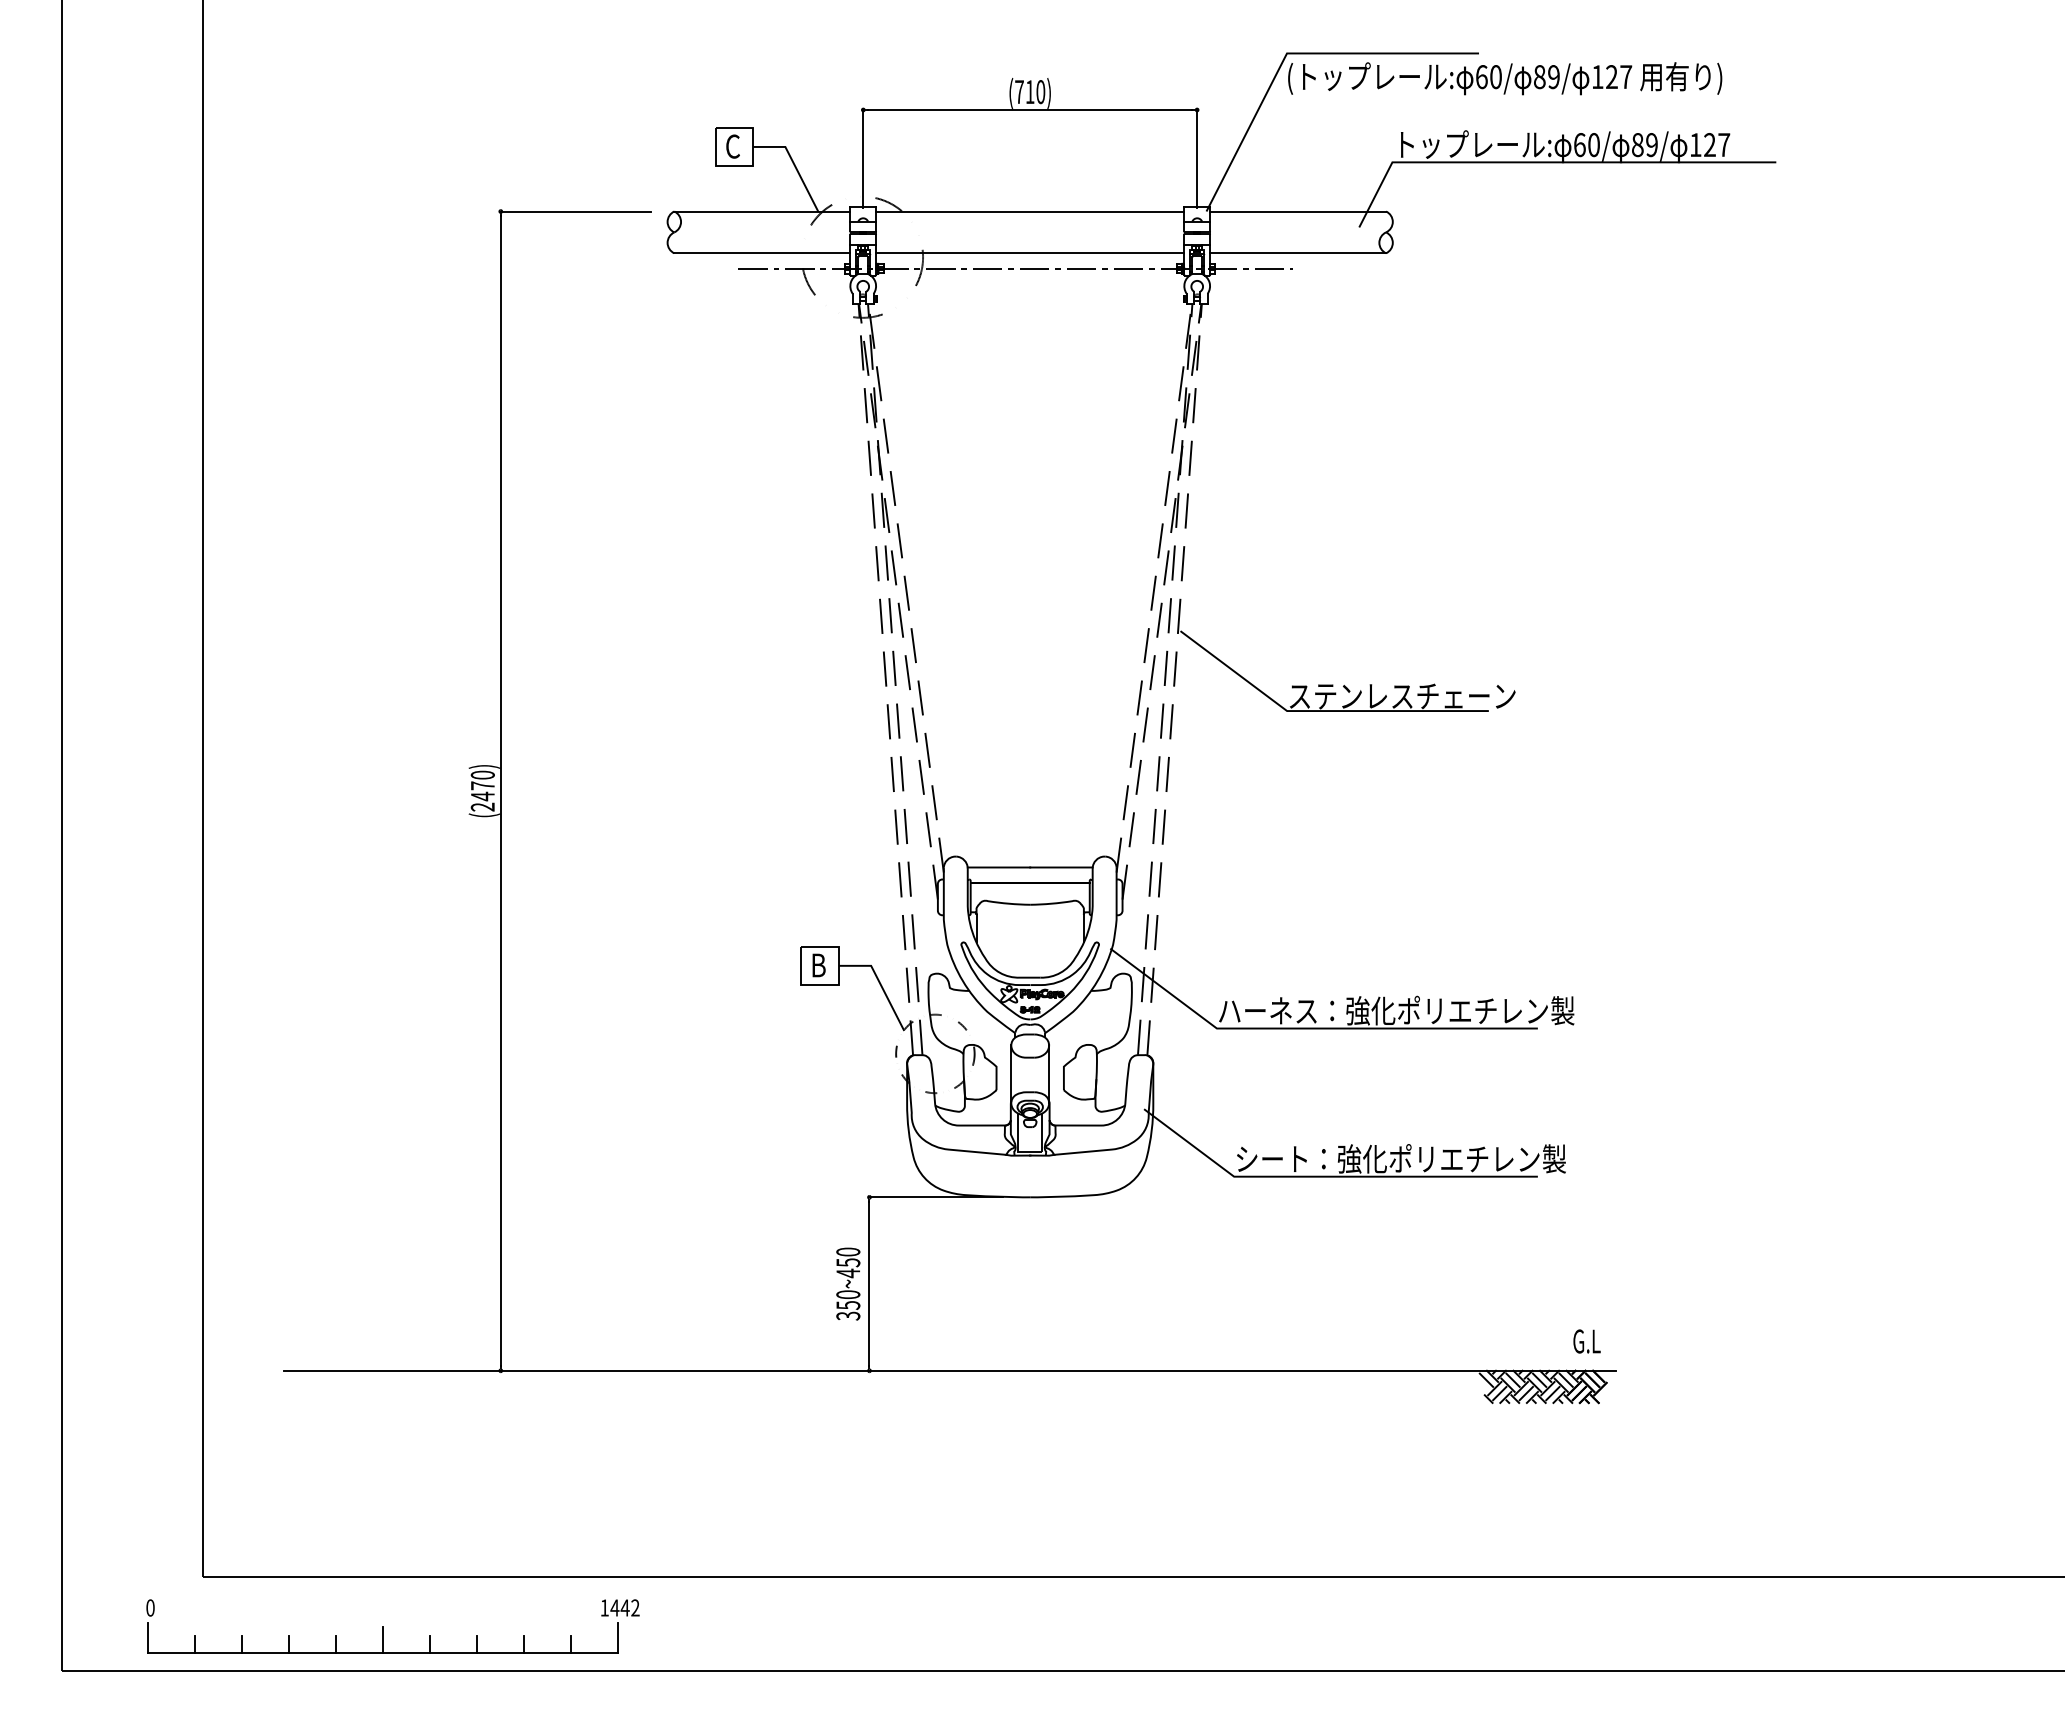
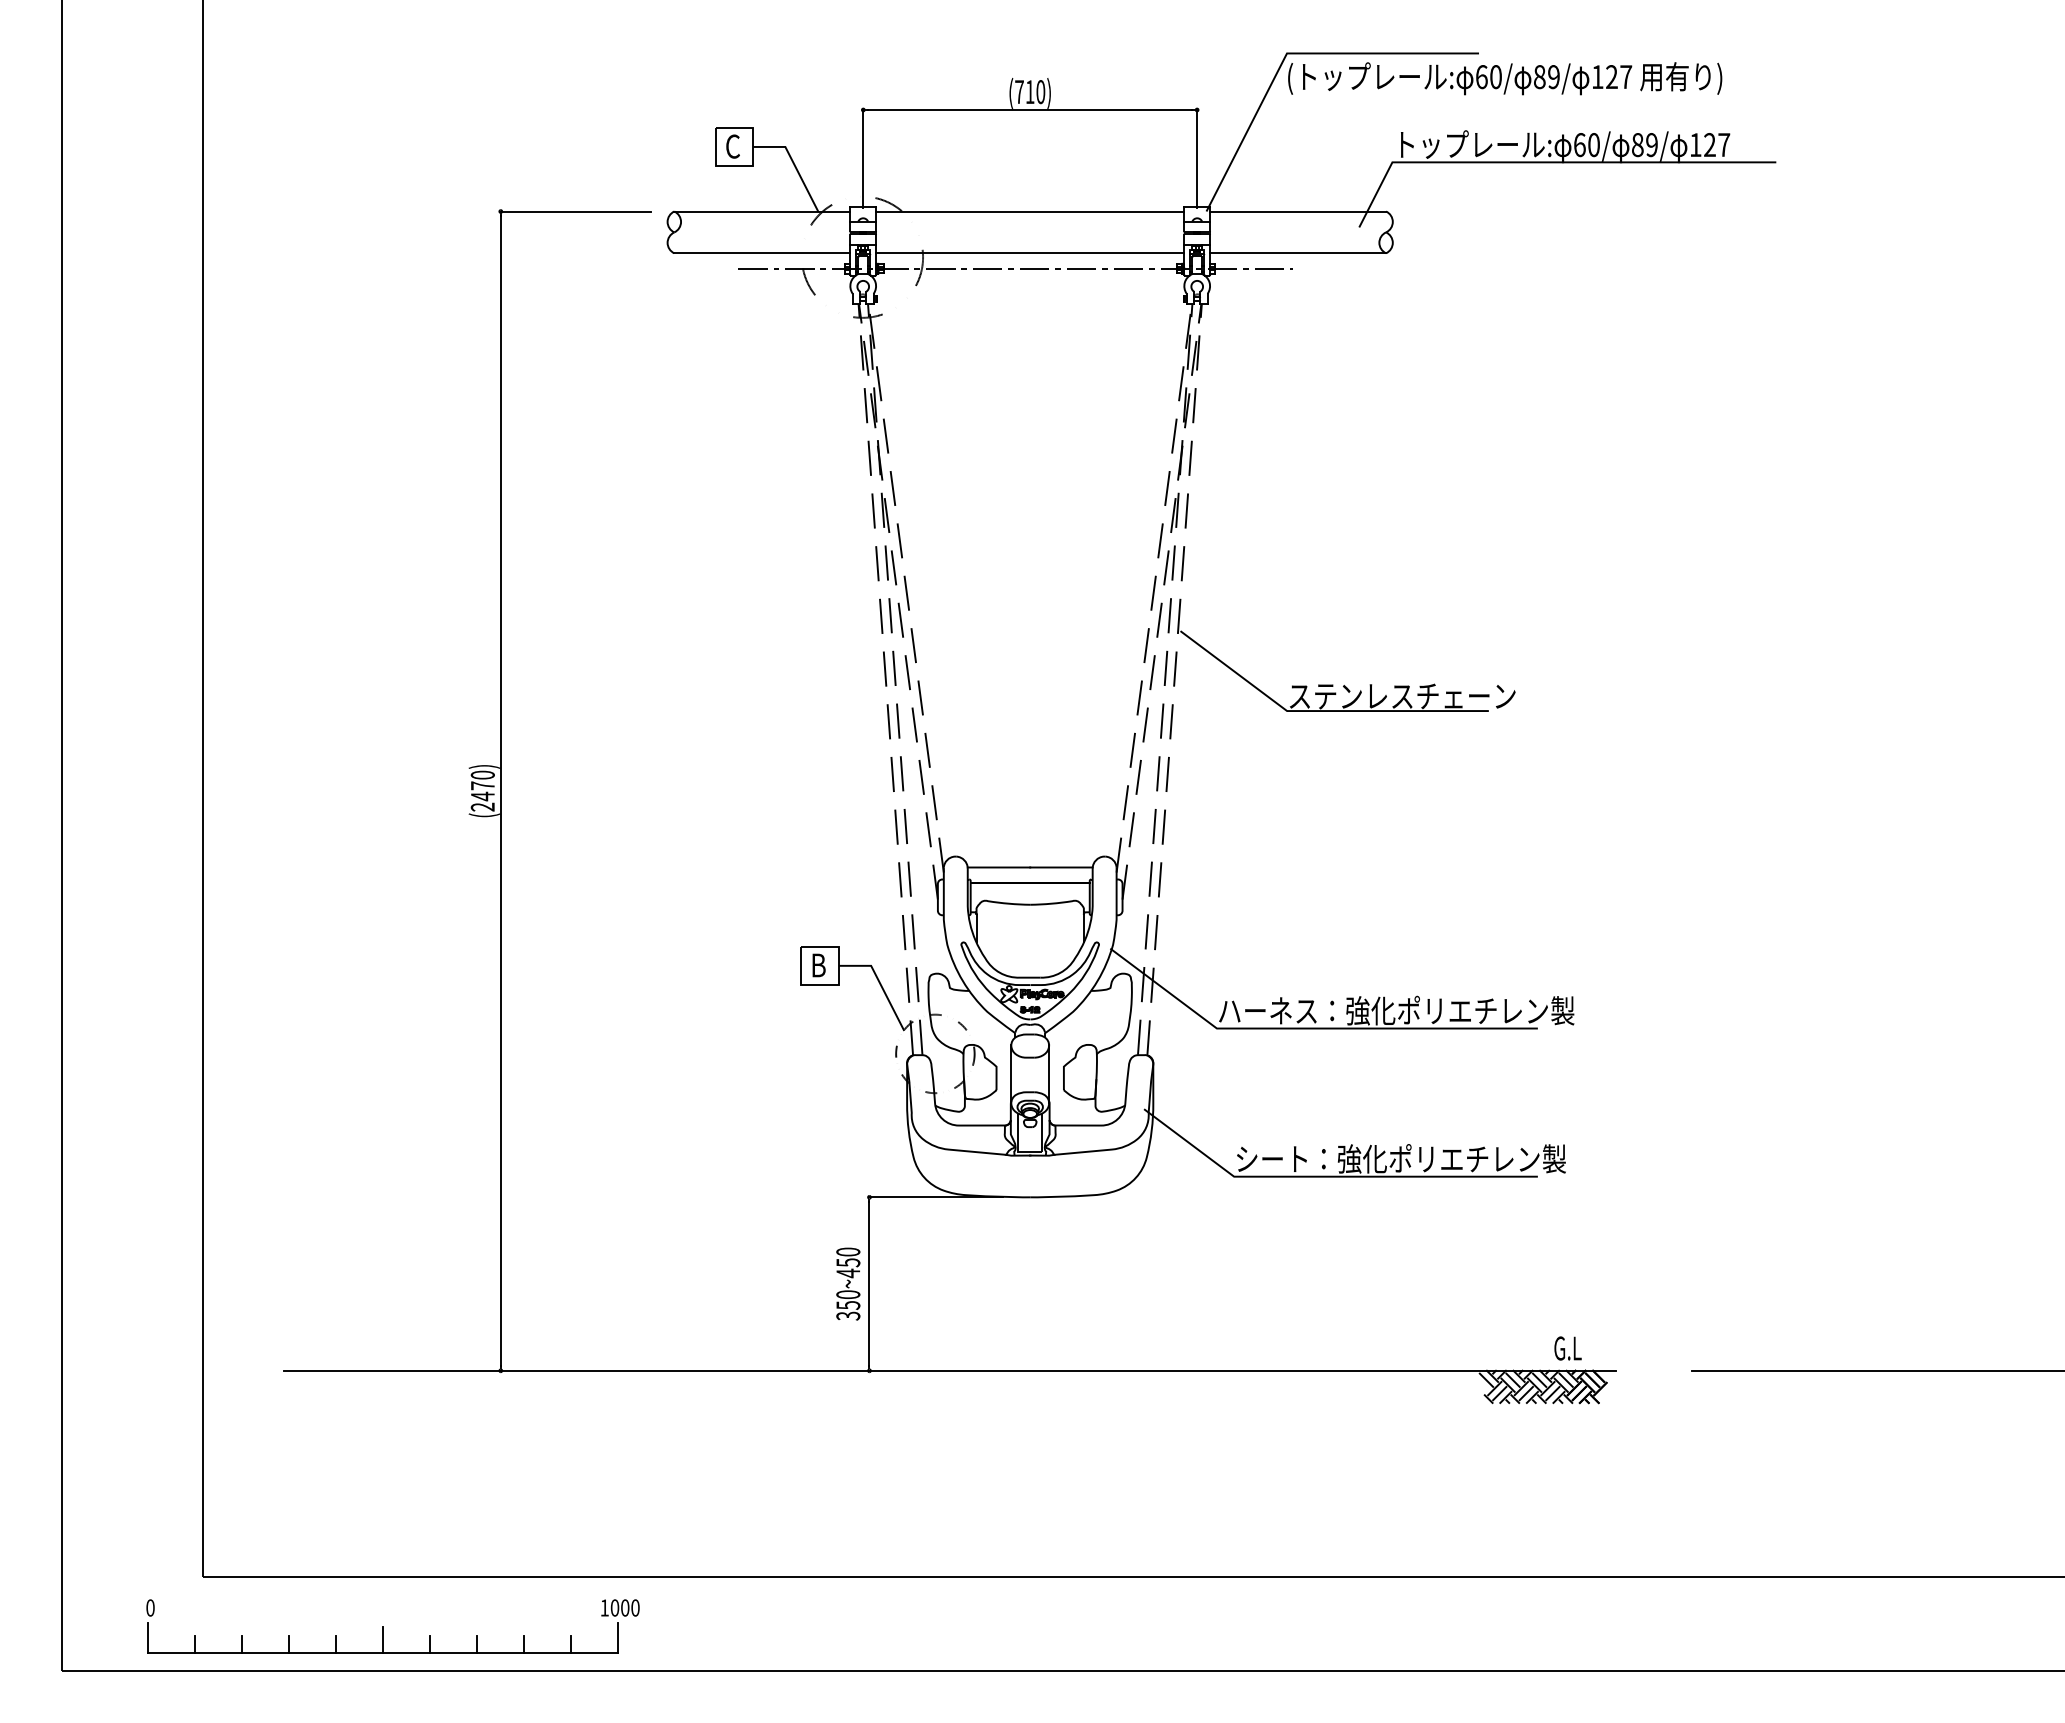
text position: (1586, 1341) -> (1567, 1348) (1567, 1348)
line: none -> present (1876, 1370)
text: 1442 -> 1000 (624, 1607)
